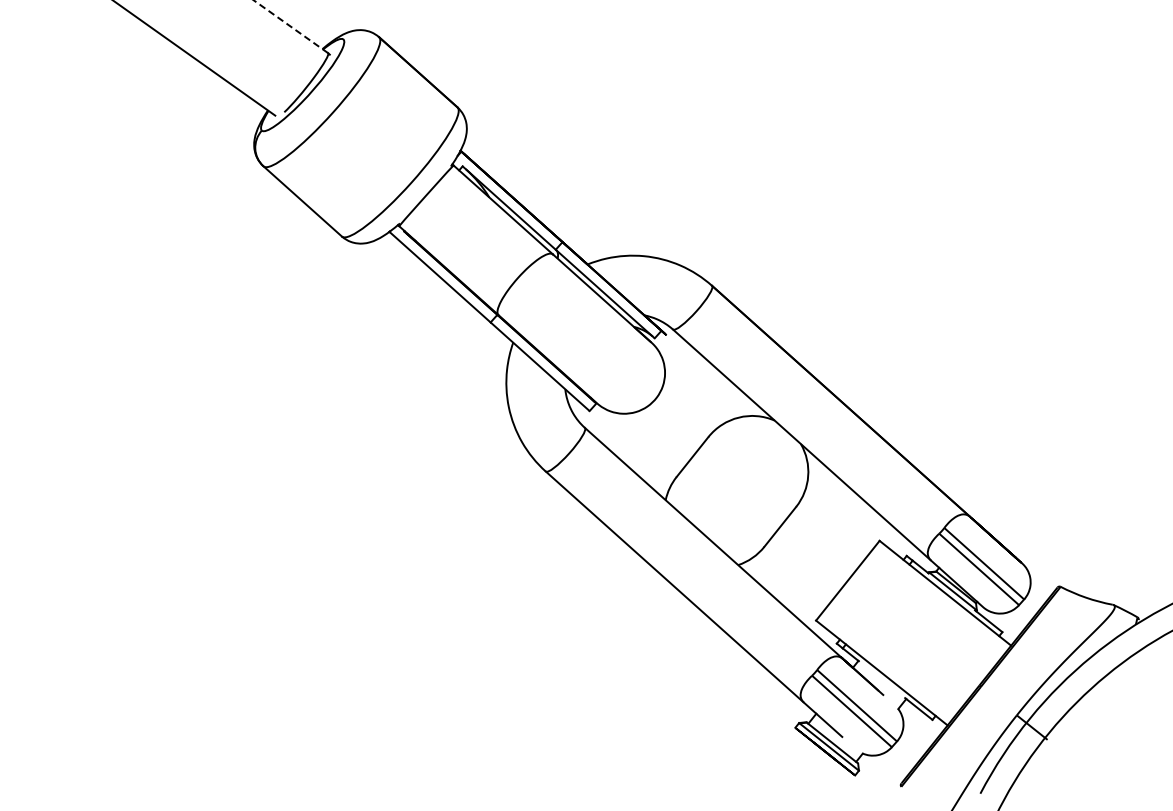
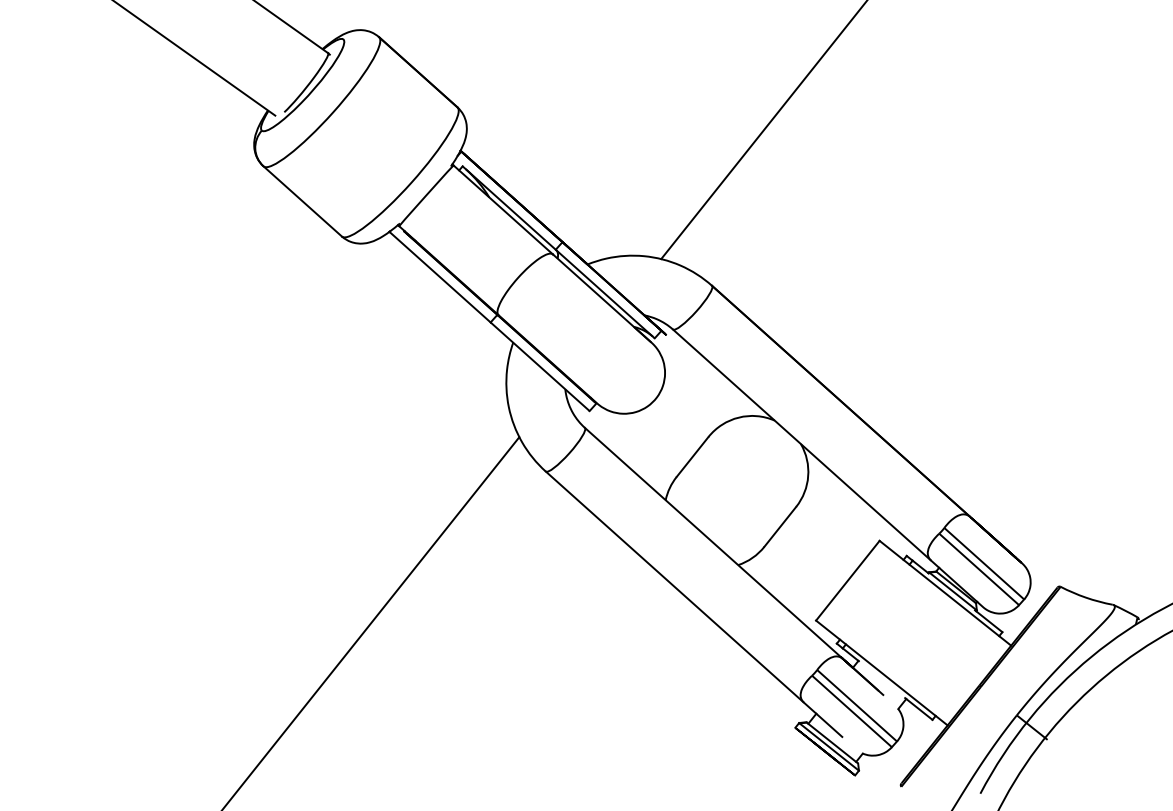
line: dashed -> solid (290, 26)
line: none -> present (763, 130)
line: none -> present (371, 622)
